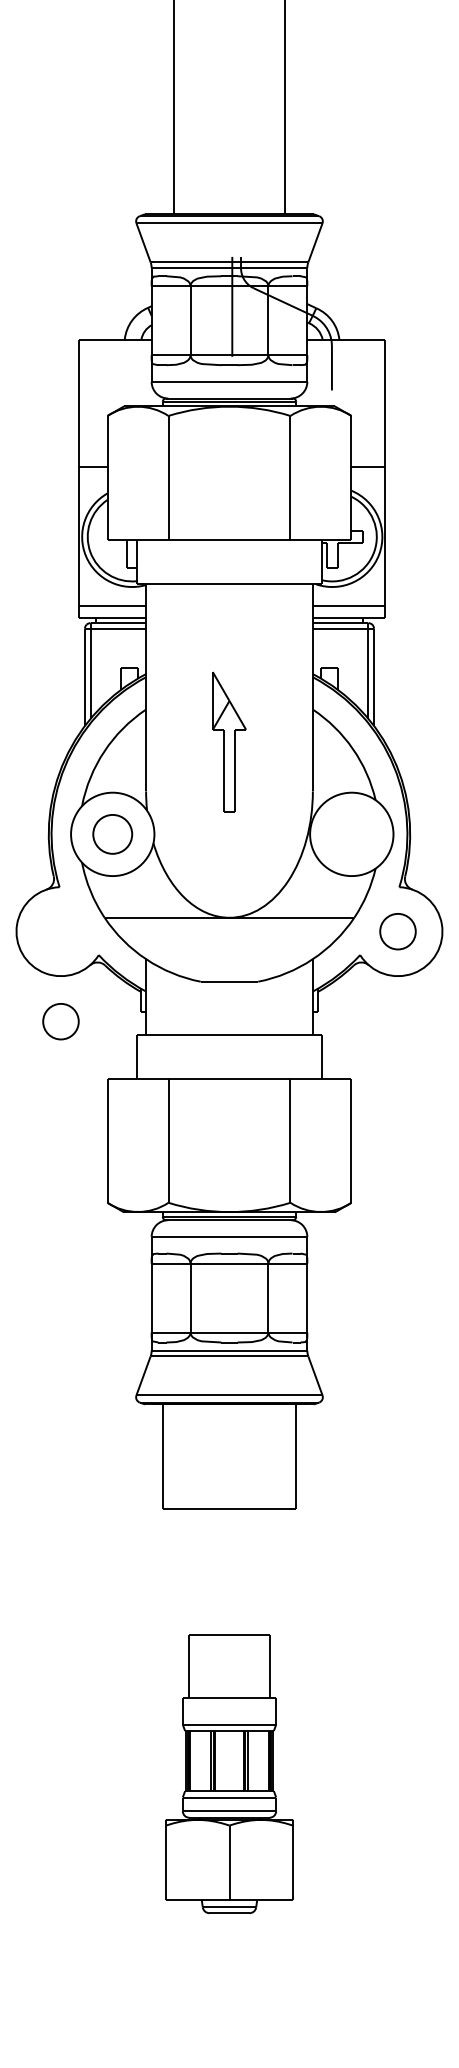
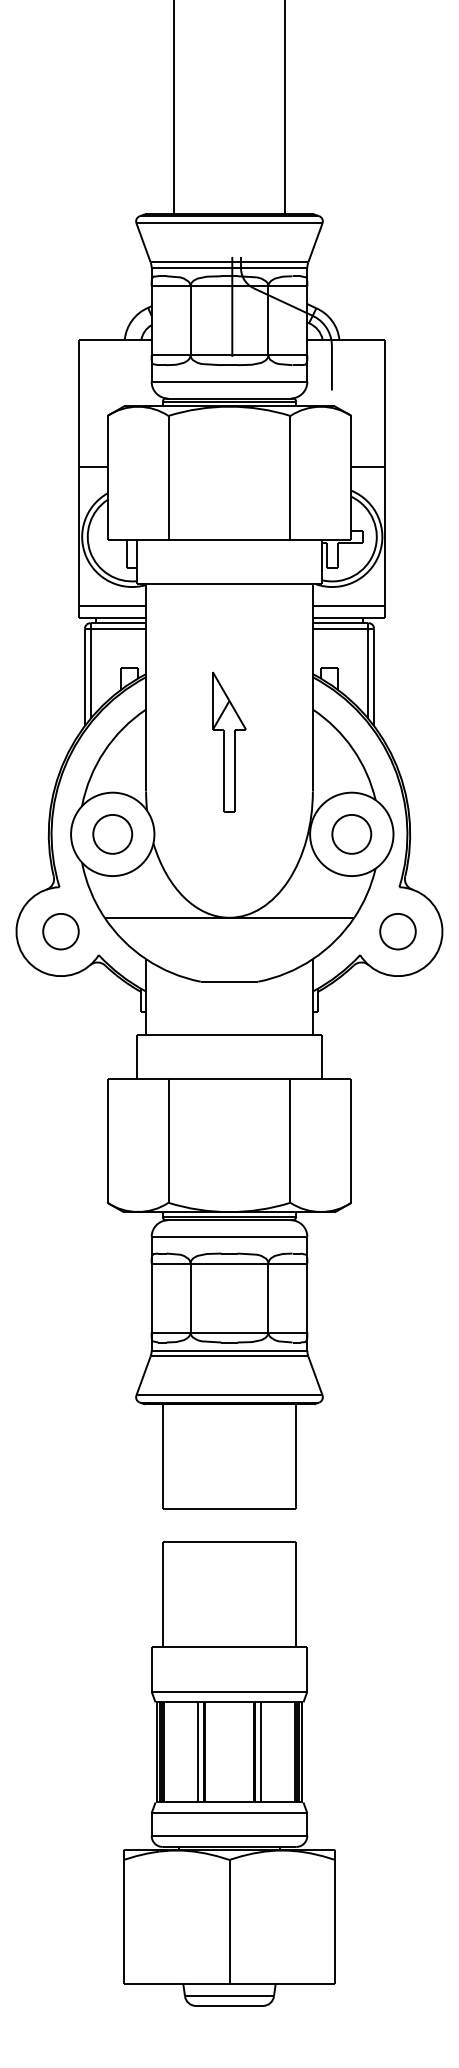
part: none -> present (351, 834)
part position: (60, 1021) -> (60, 931) (60, 931)
part size: 129x280 px -> 213x466 px (229, 1773)
